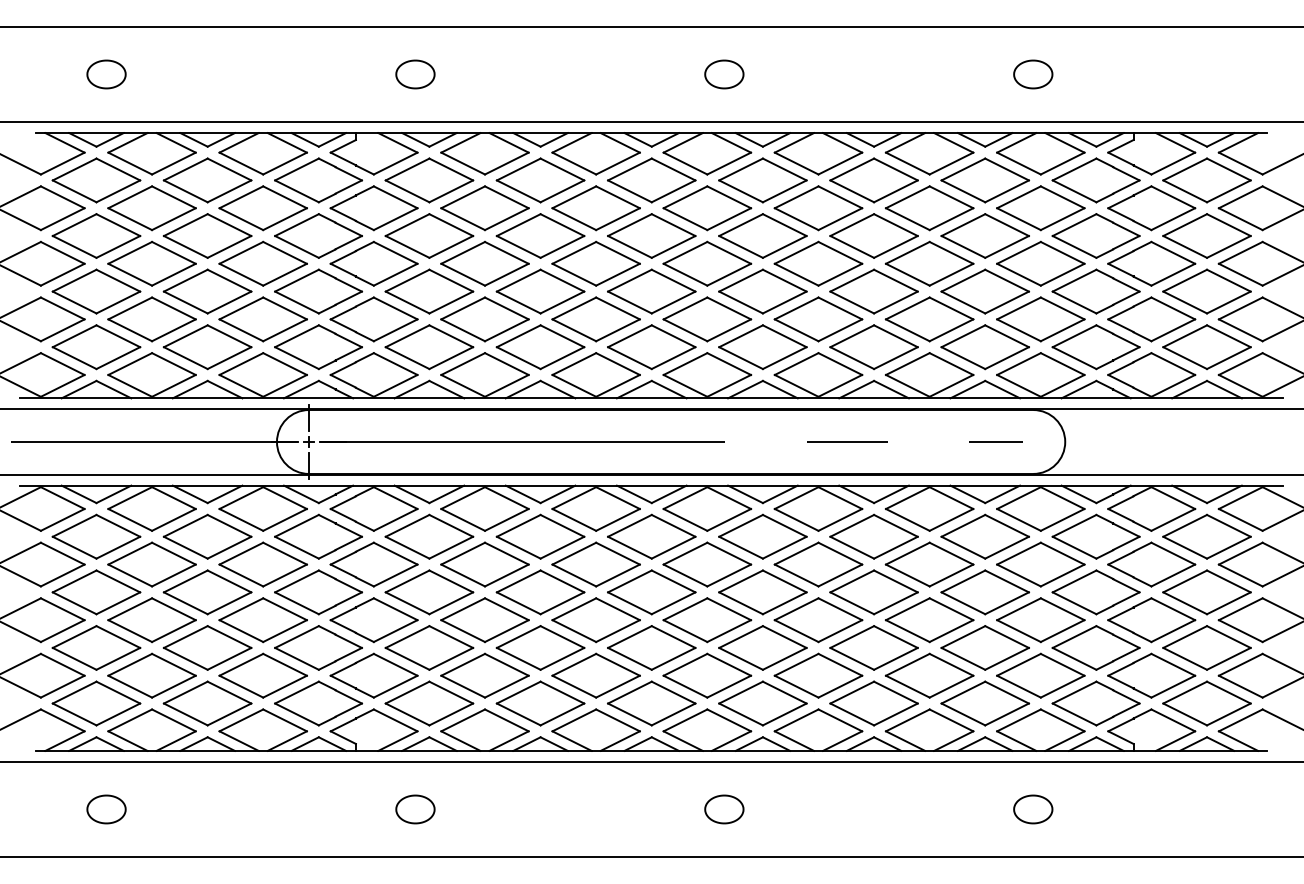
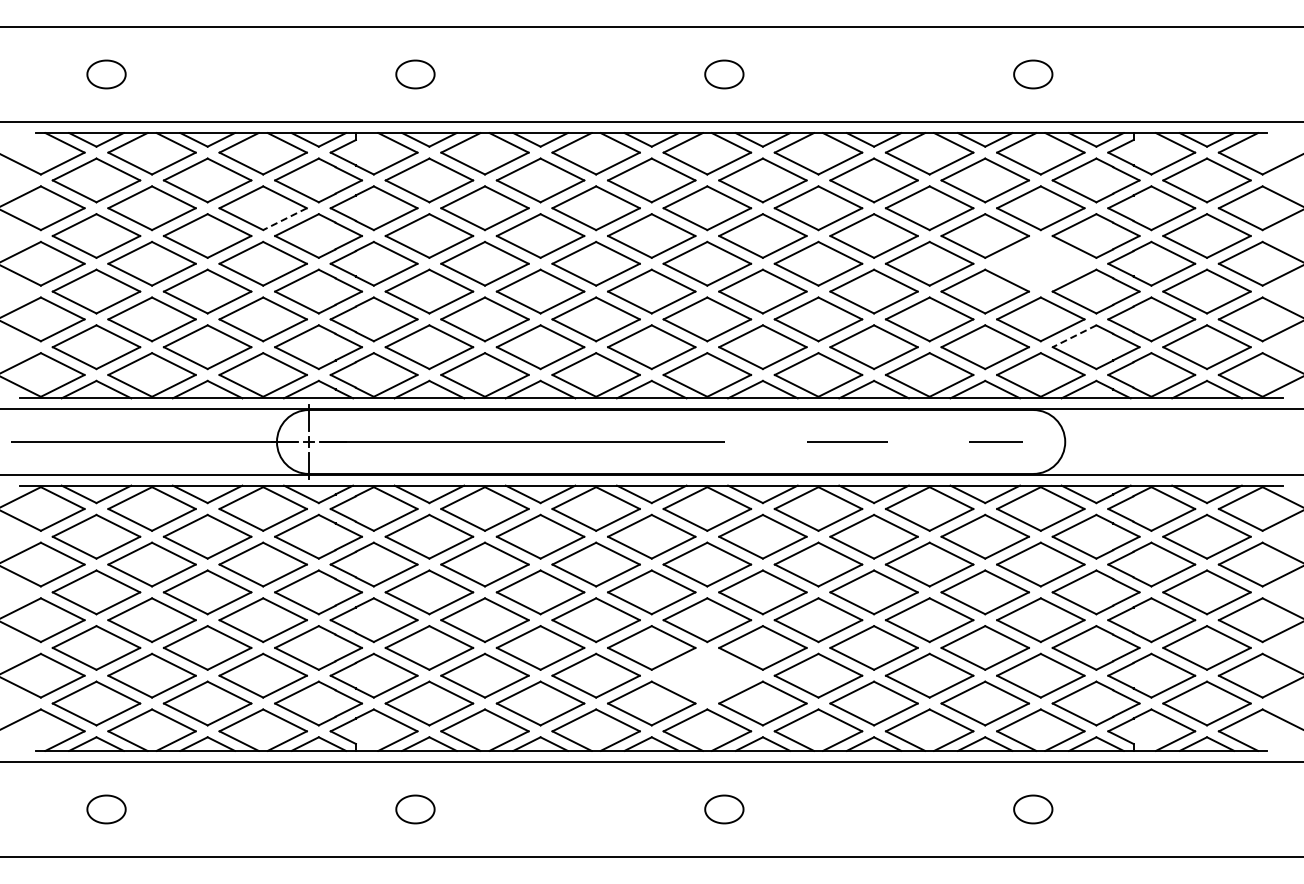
line: solid -> dashed (284, 219)
part: present -> none (1040, 263)
line: solid -> dashed (1074, 336)
part: present -> none (707, 675)
